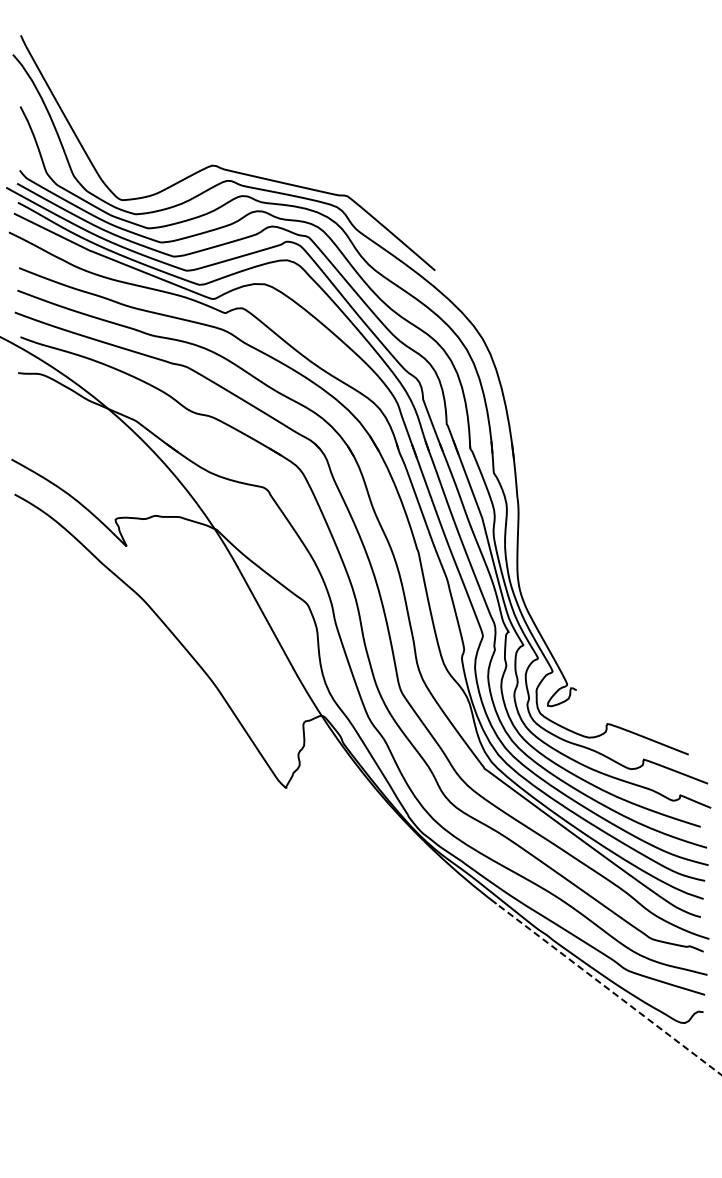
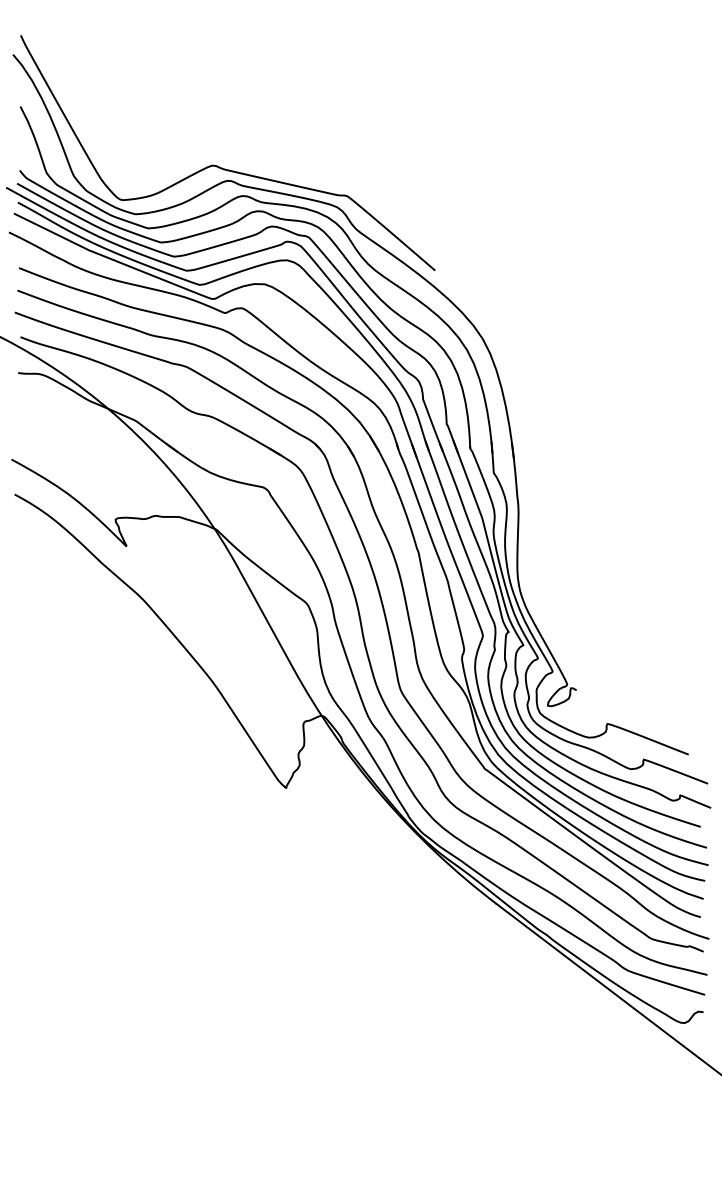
line: dashed -> solid (608, 989)
